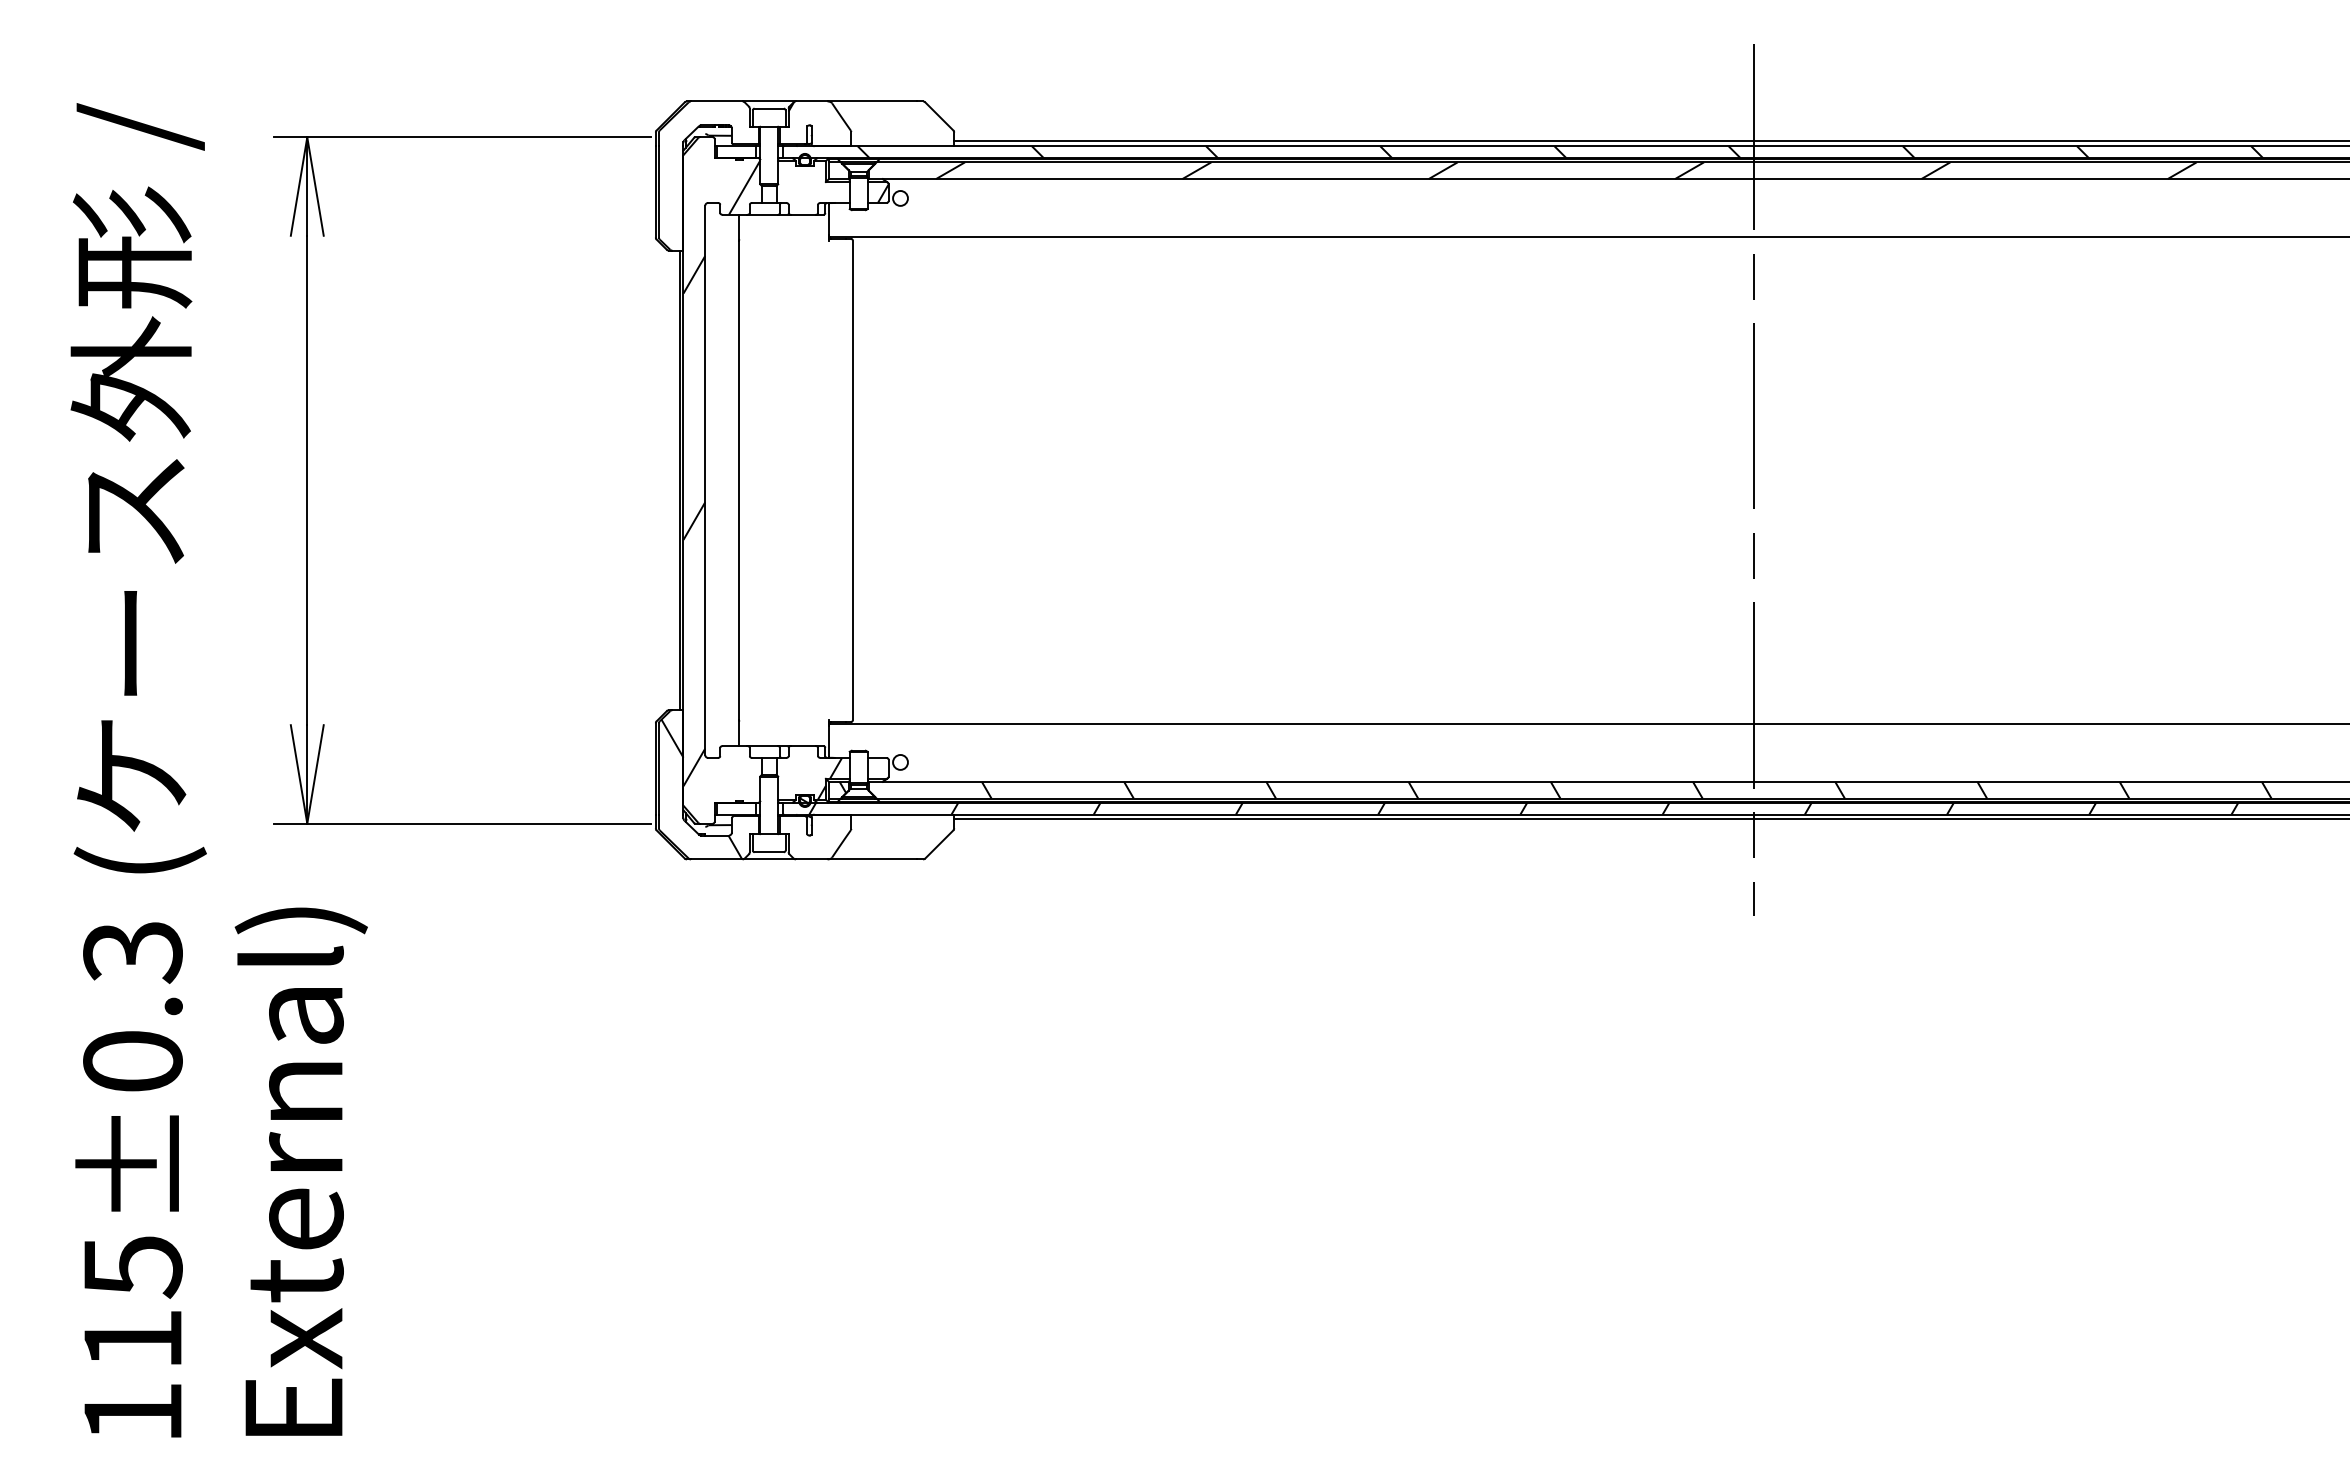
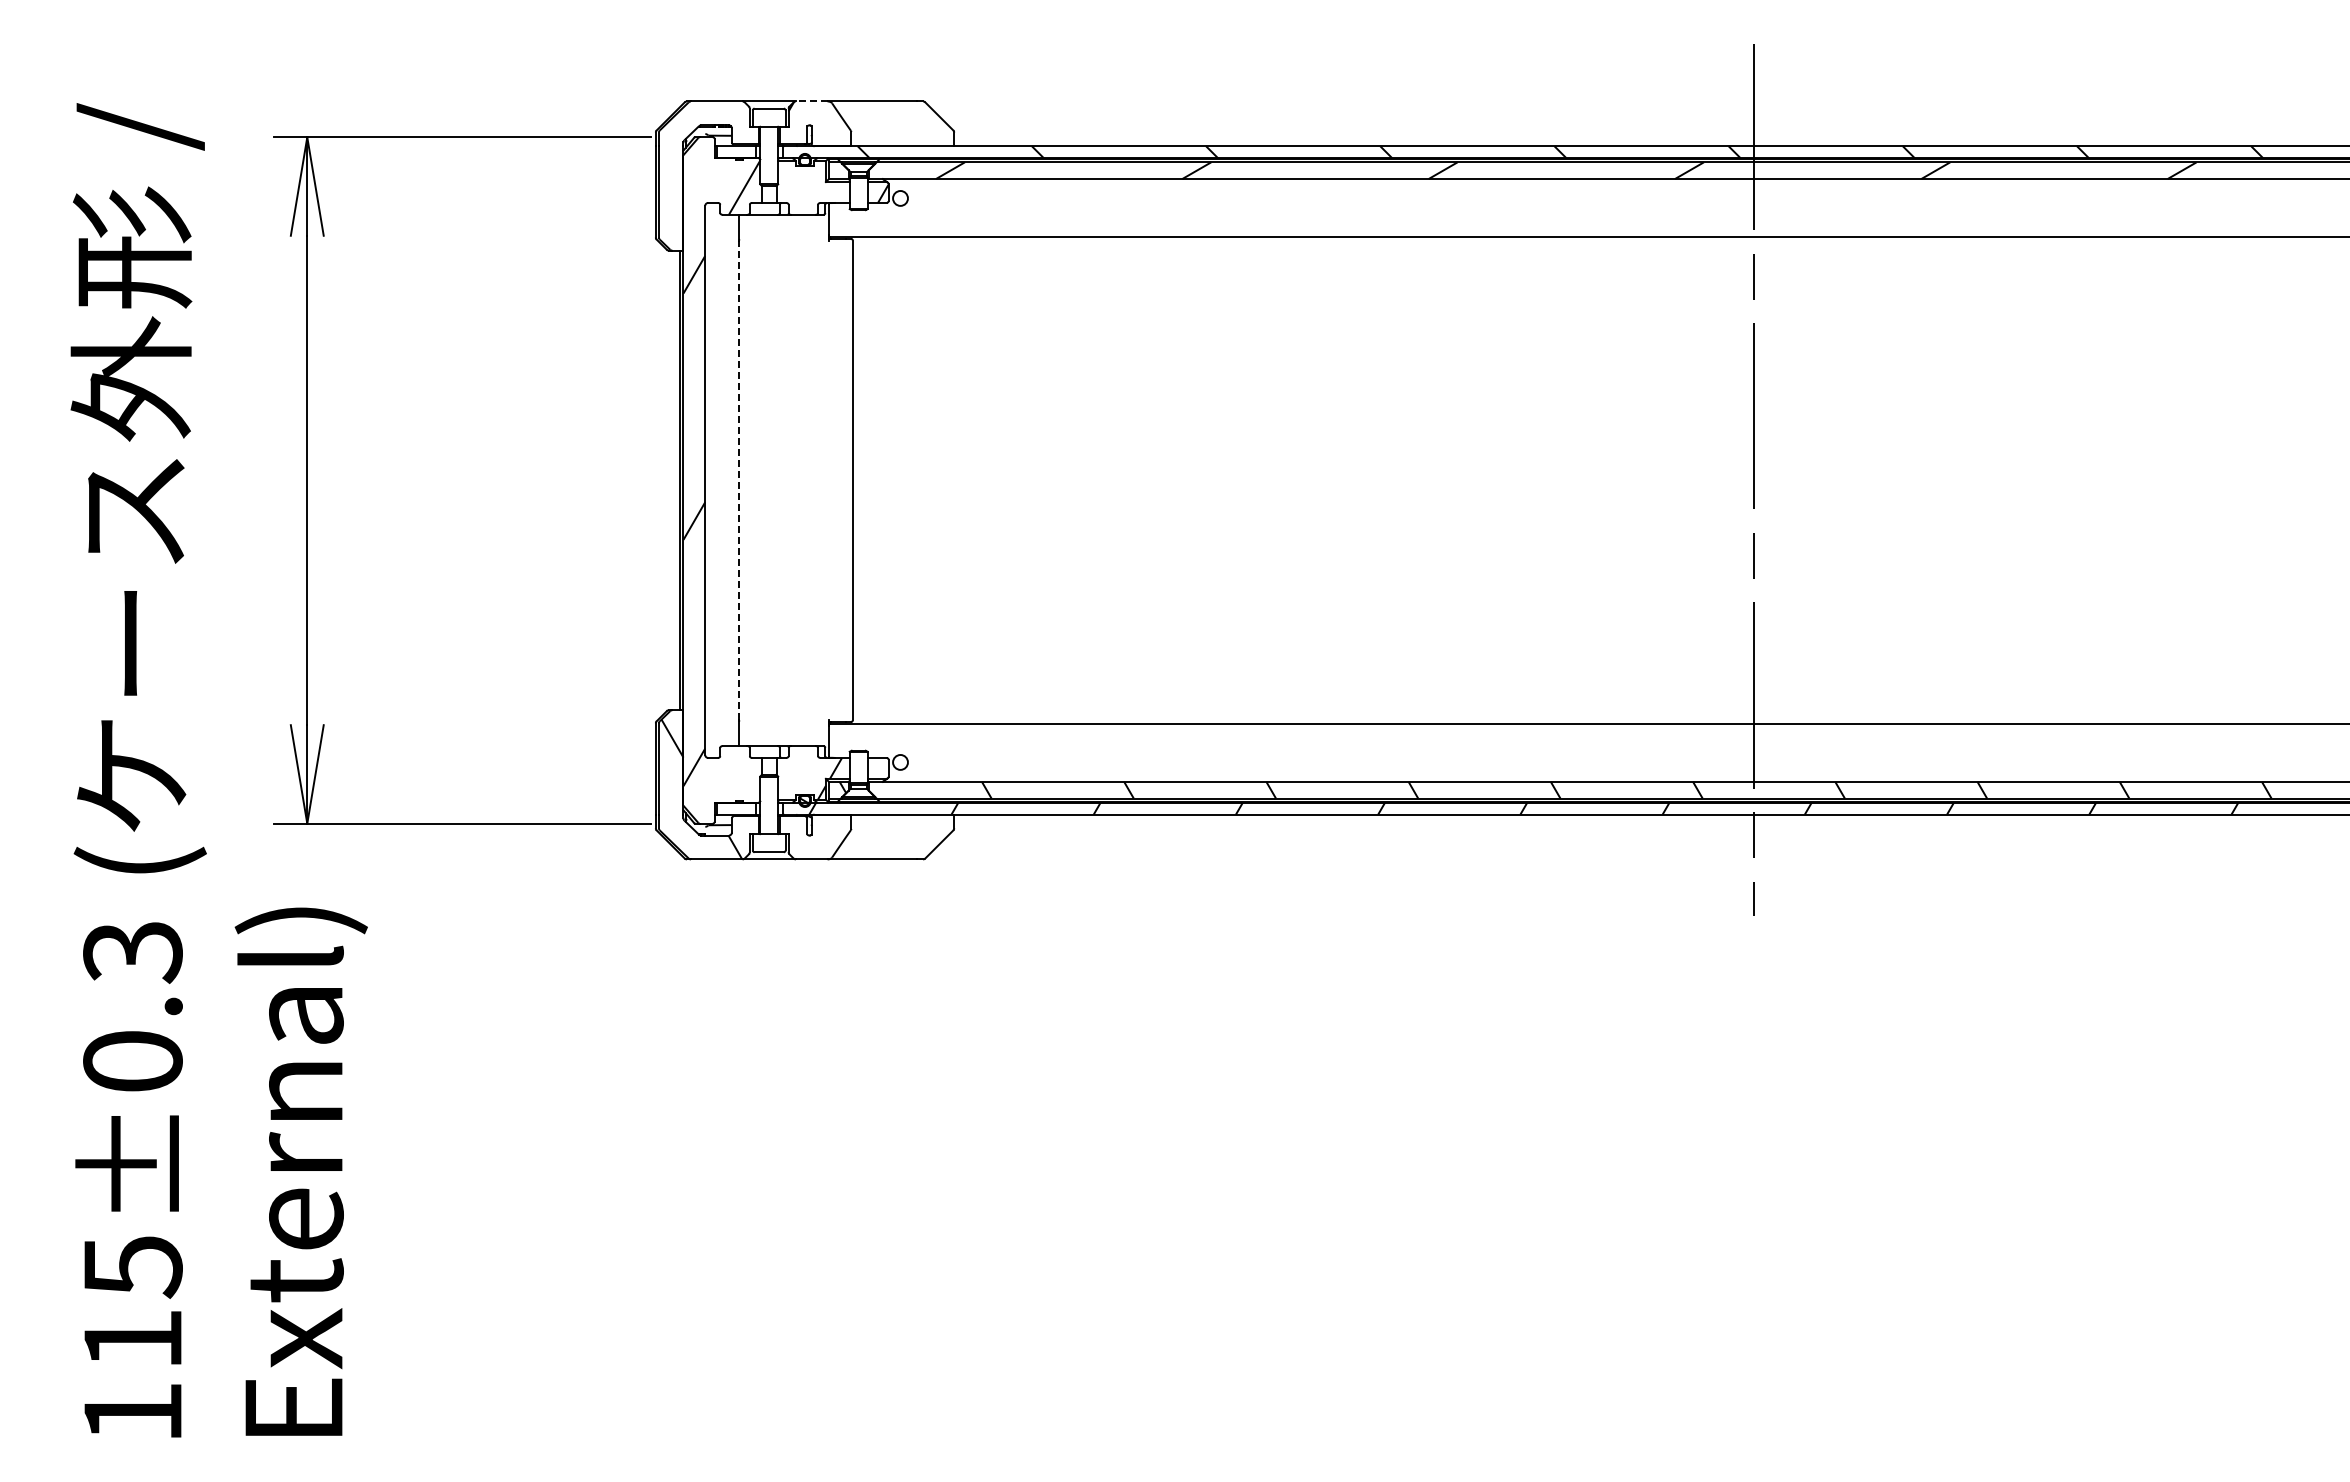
line: solid -> dashed (811, 101)
line: present -> none (1650, 141)
line: solid -> dashed (739, 480)
line: present -> none (1650, 819)
